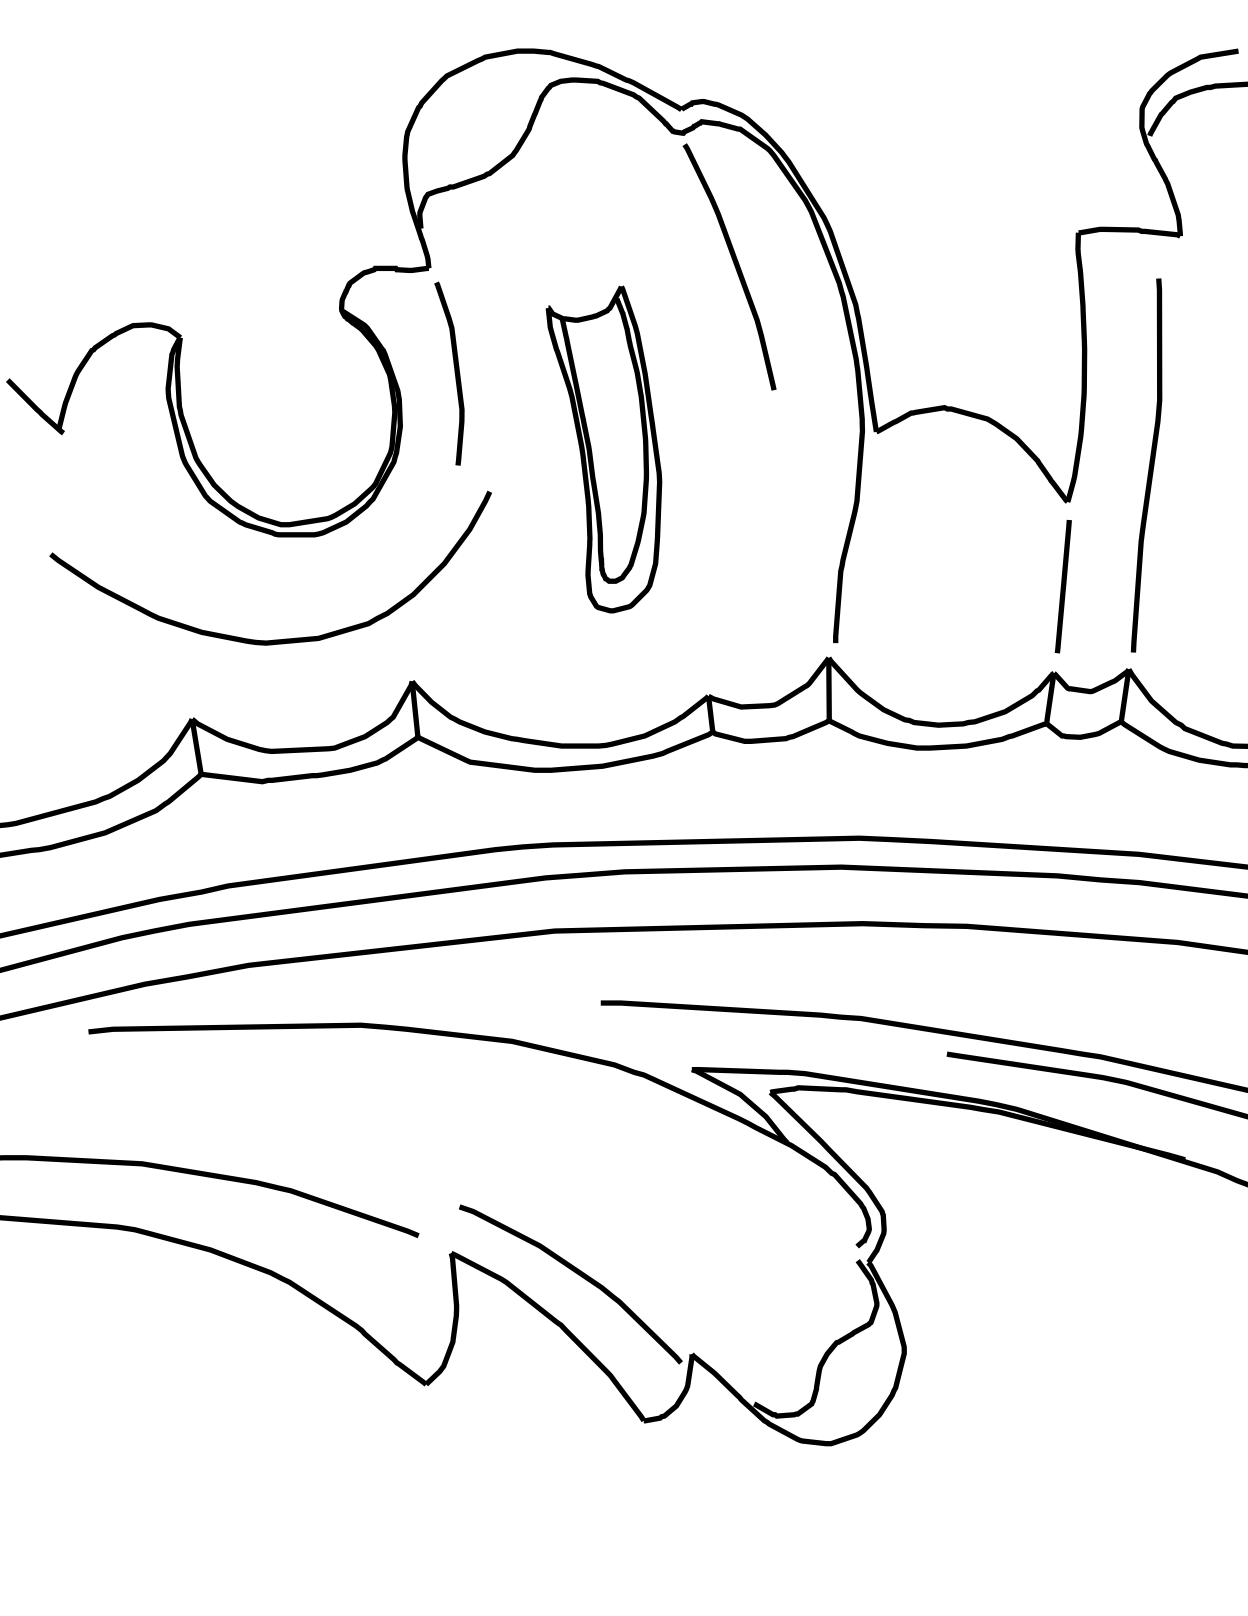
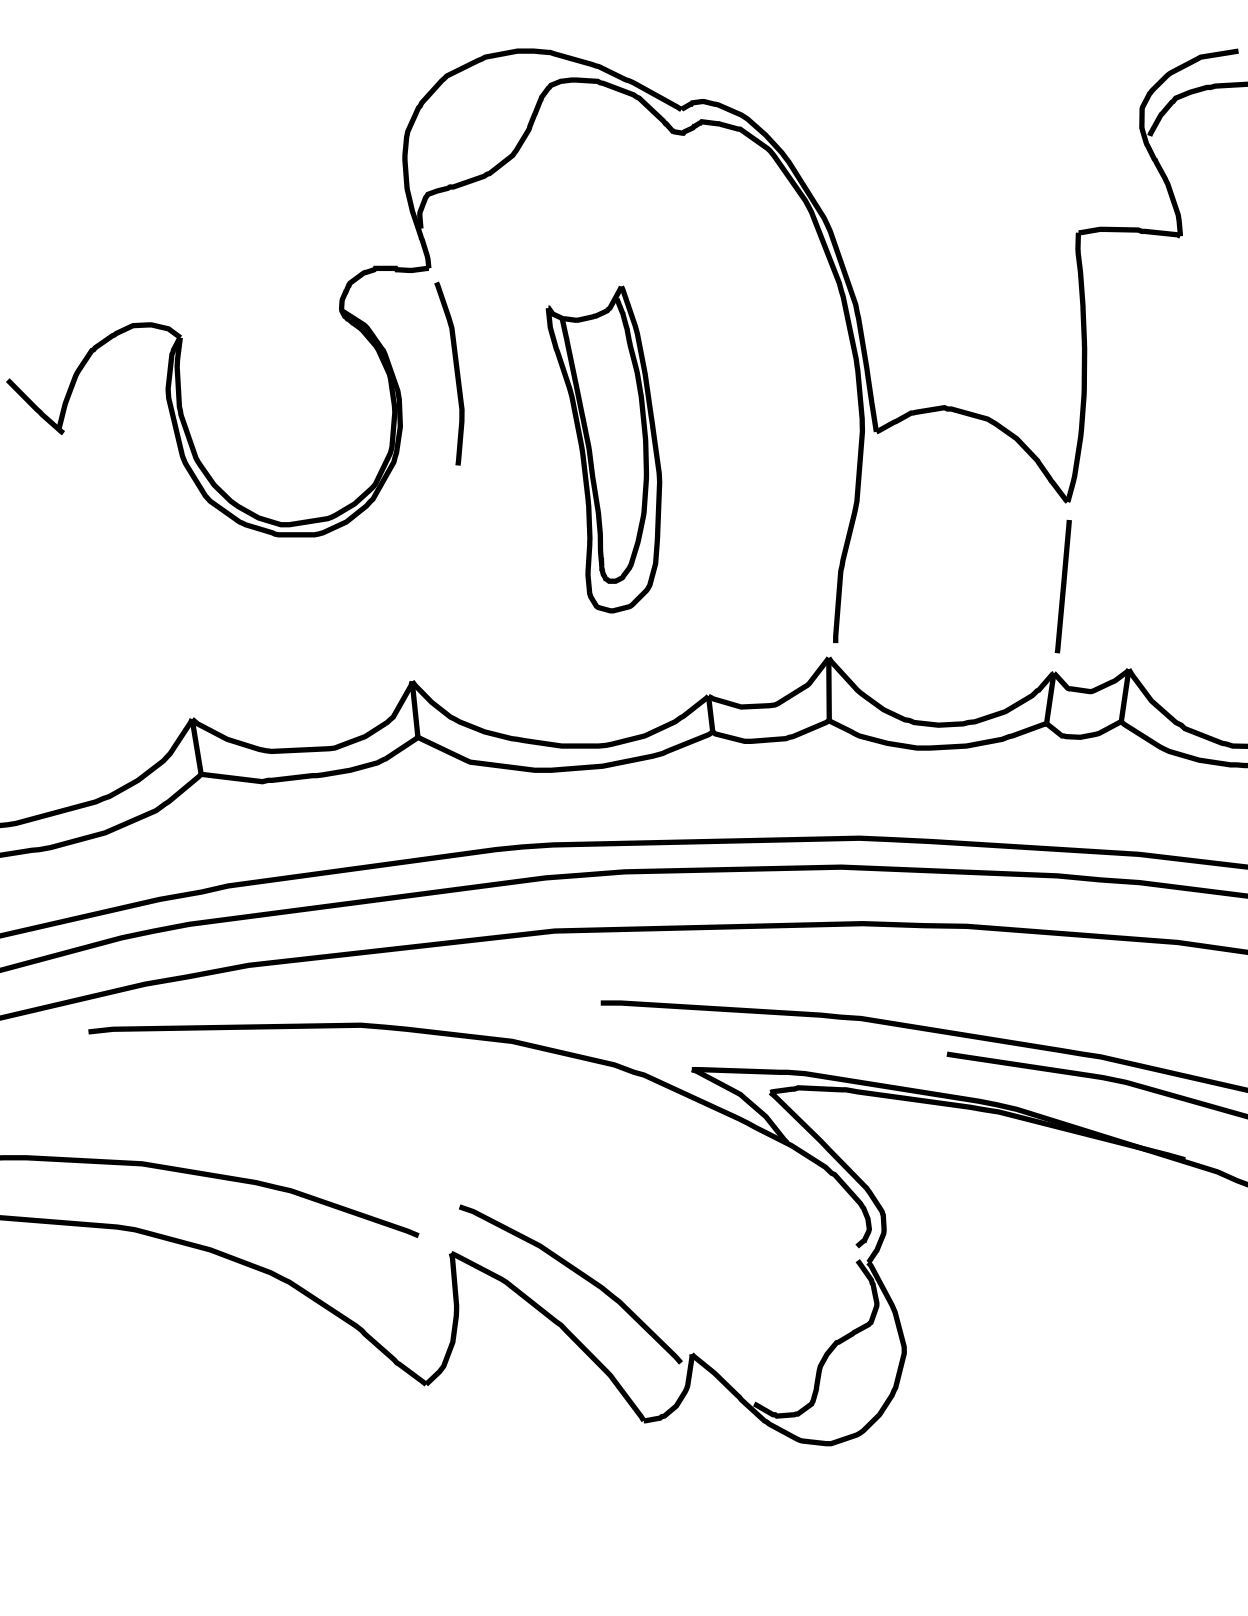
curve: present -> none (733, 263)
curve: present -> none (1148, 467)
curve: present -> none (273, 639)
